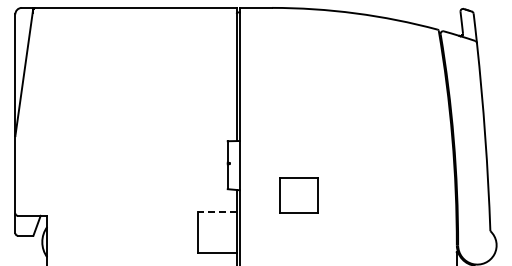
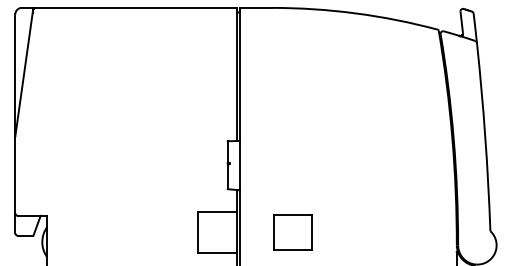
part position: (298, 195) -> (292, 232) (292, 232)
line: dashed -> solid (217, 211)
